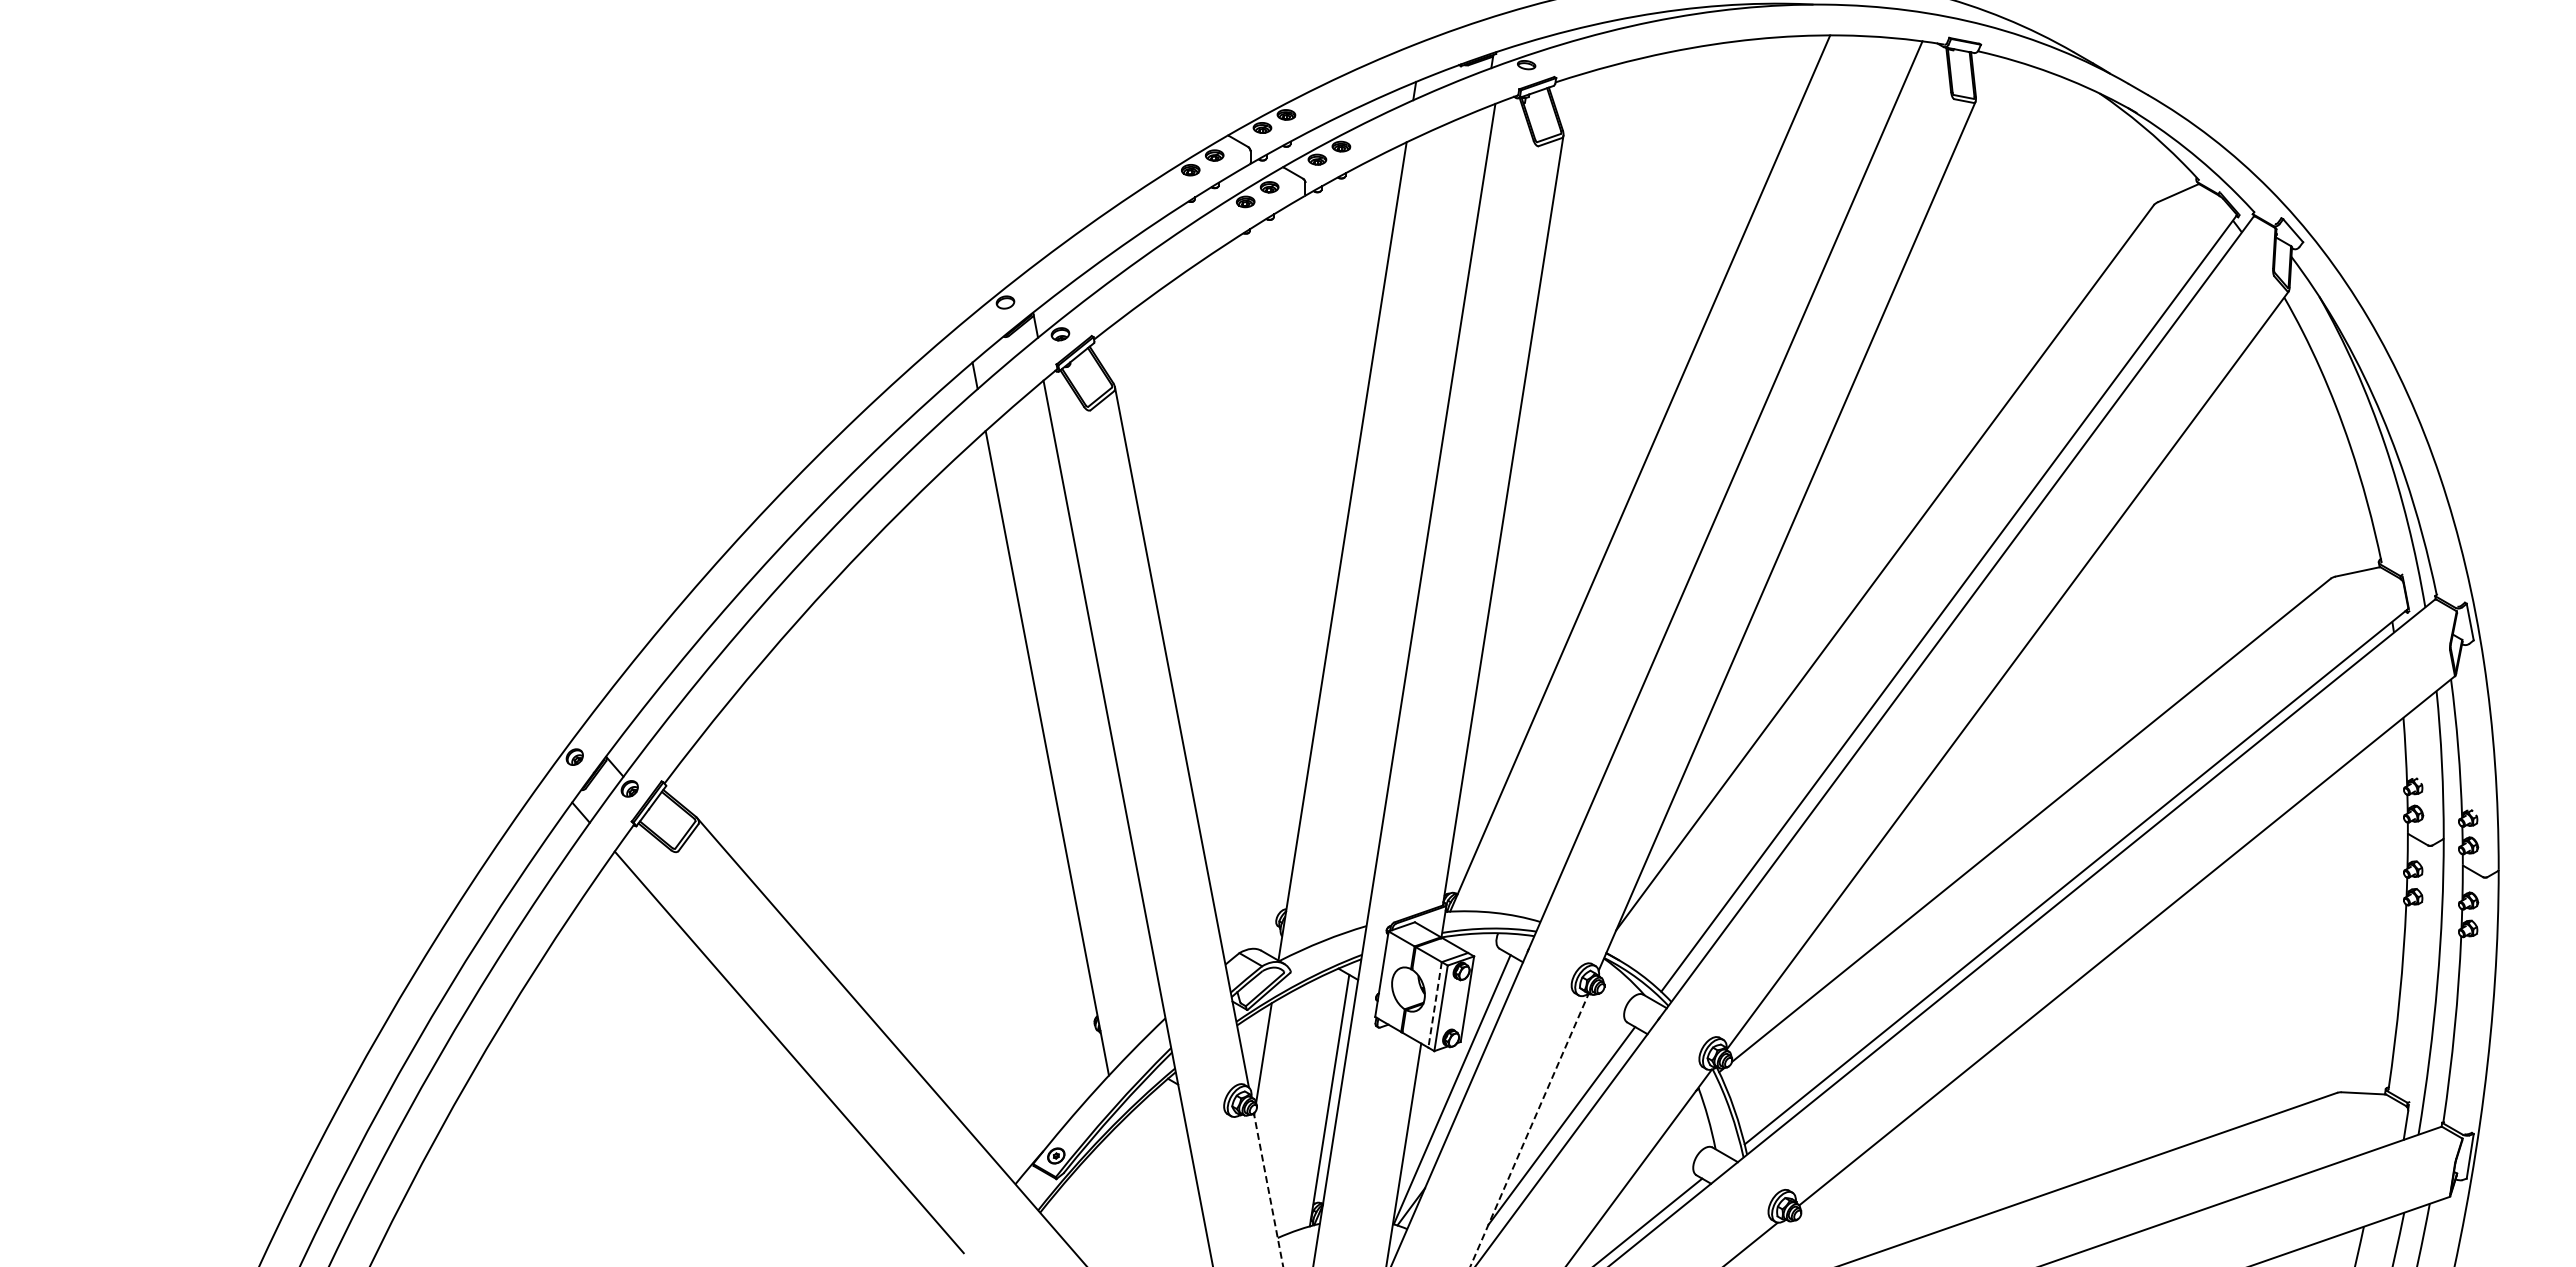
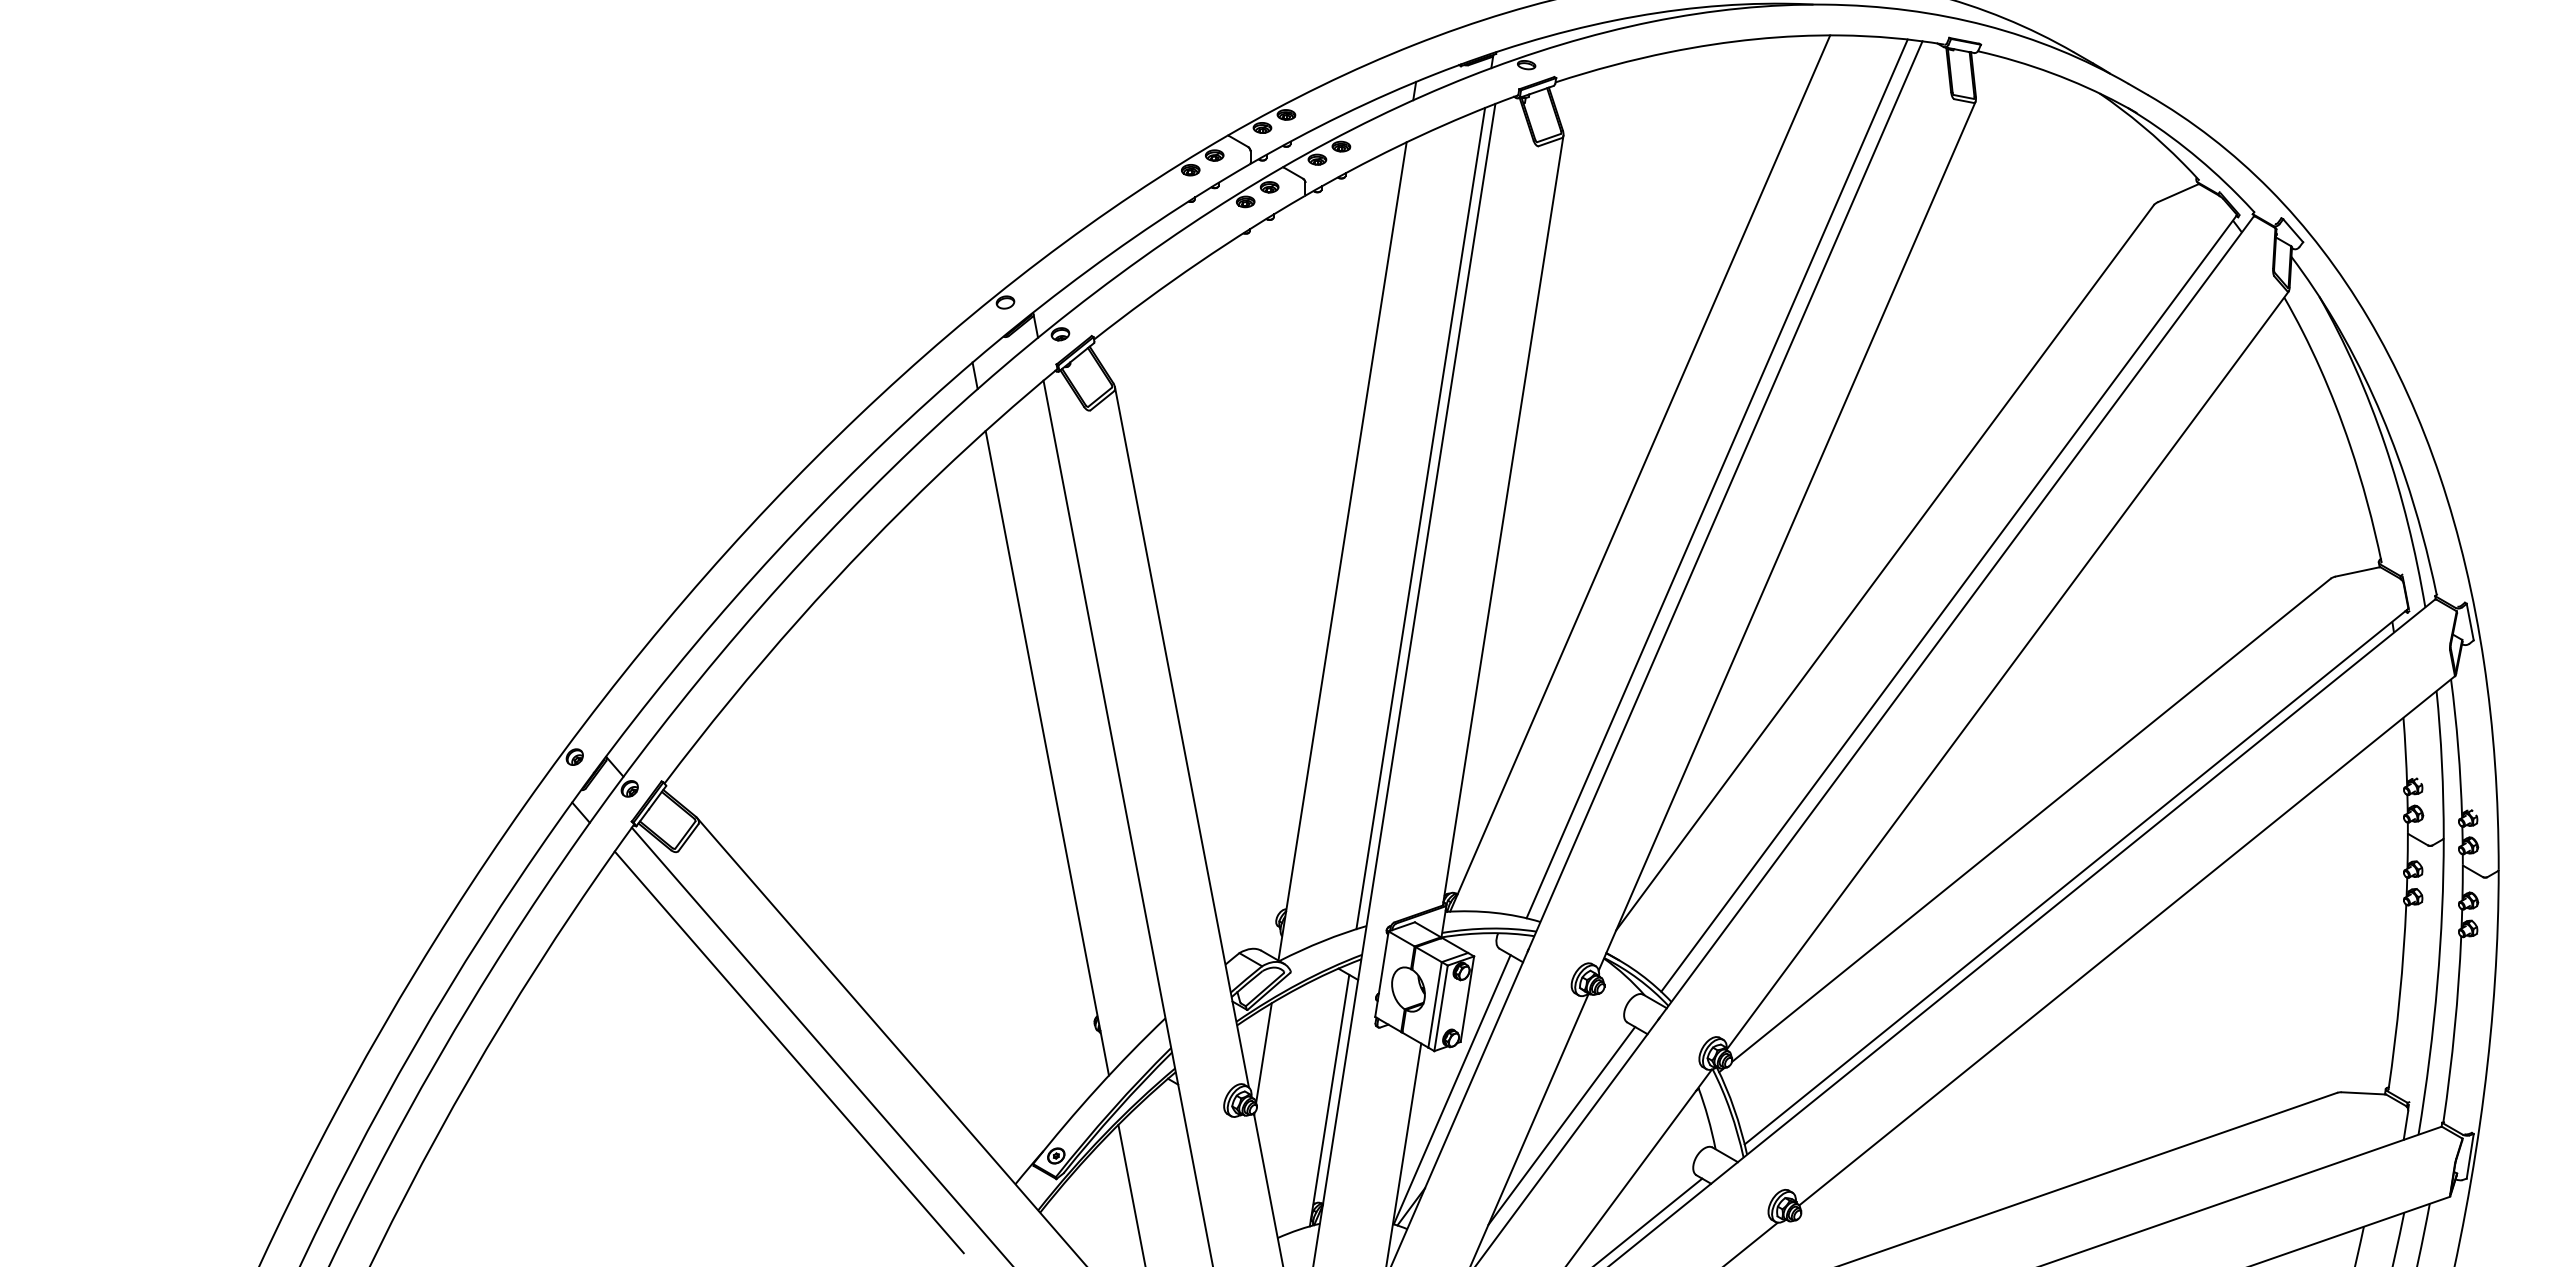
line: none -> present (1716, 478)
line: none -> present (1420, 518)
line: dashed -> solid (1435, 1005)
line: none -> present (820, 1045)
line: dashed -> solid (1529, 1130)
line: dashed -> solid (1268, 1189)
line: none -> present (1131, 1193)
